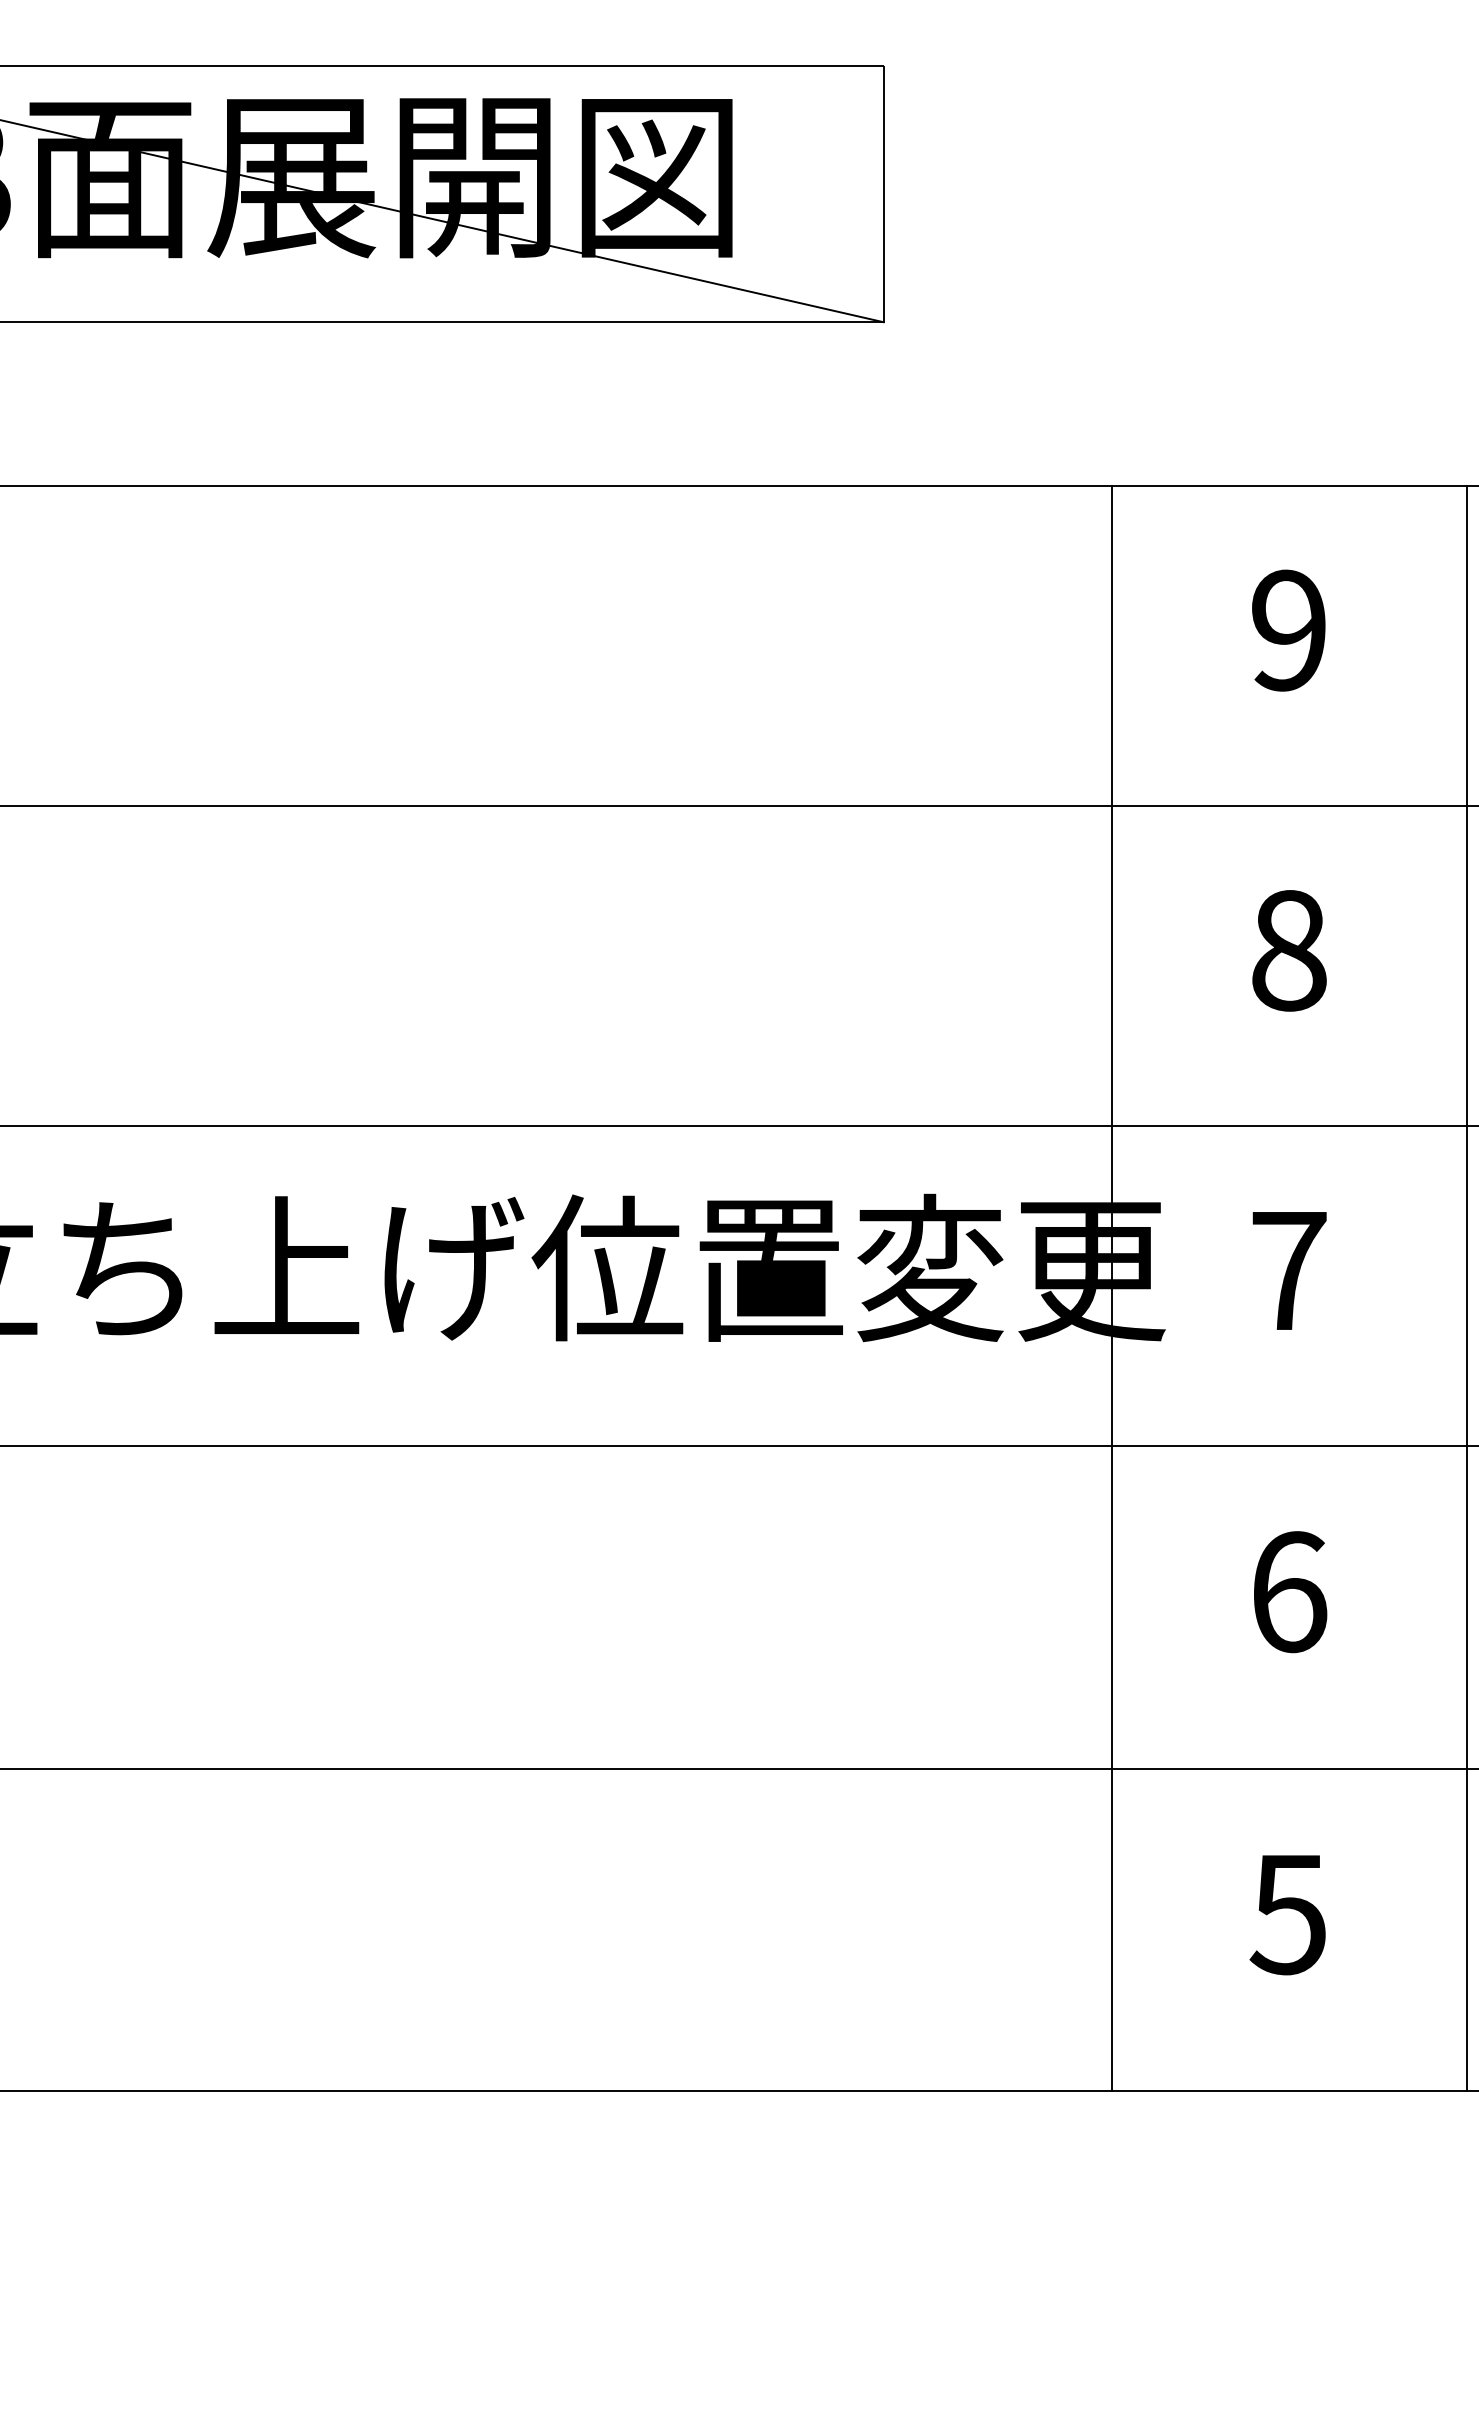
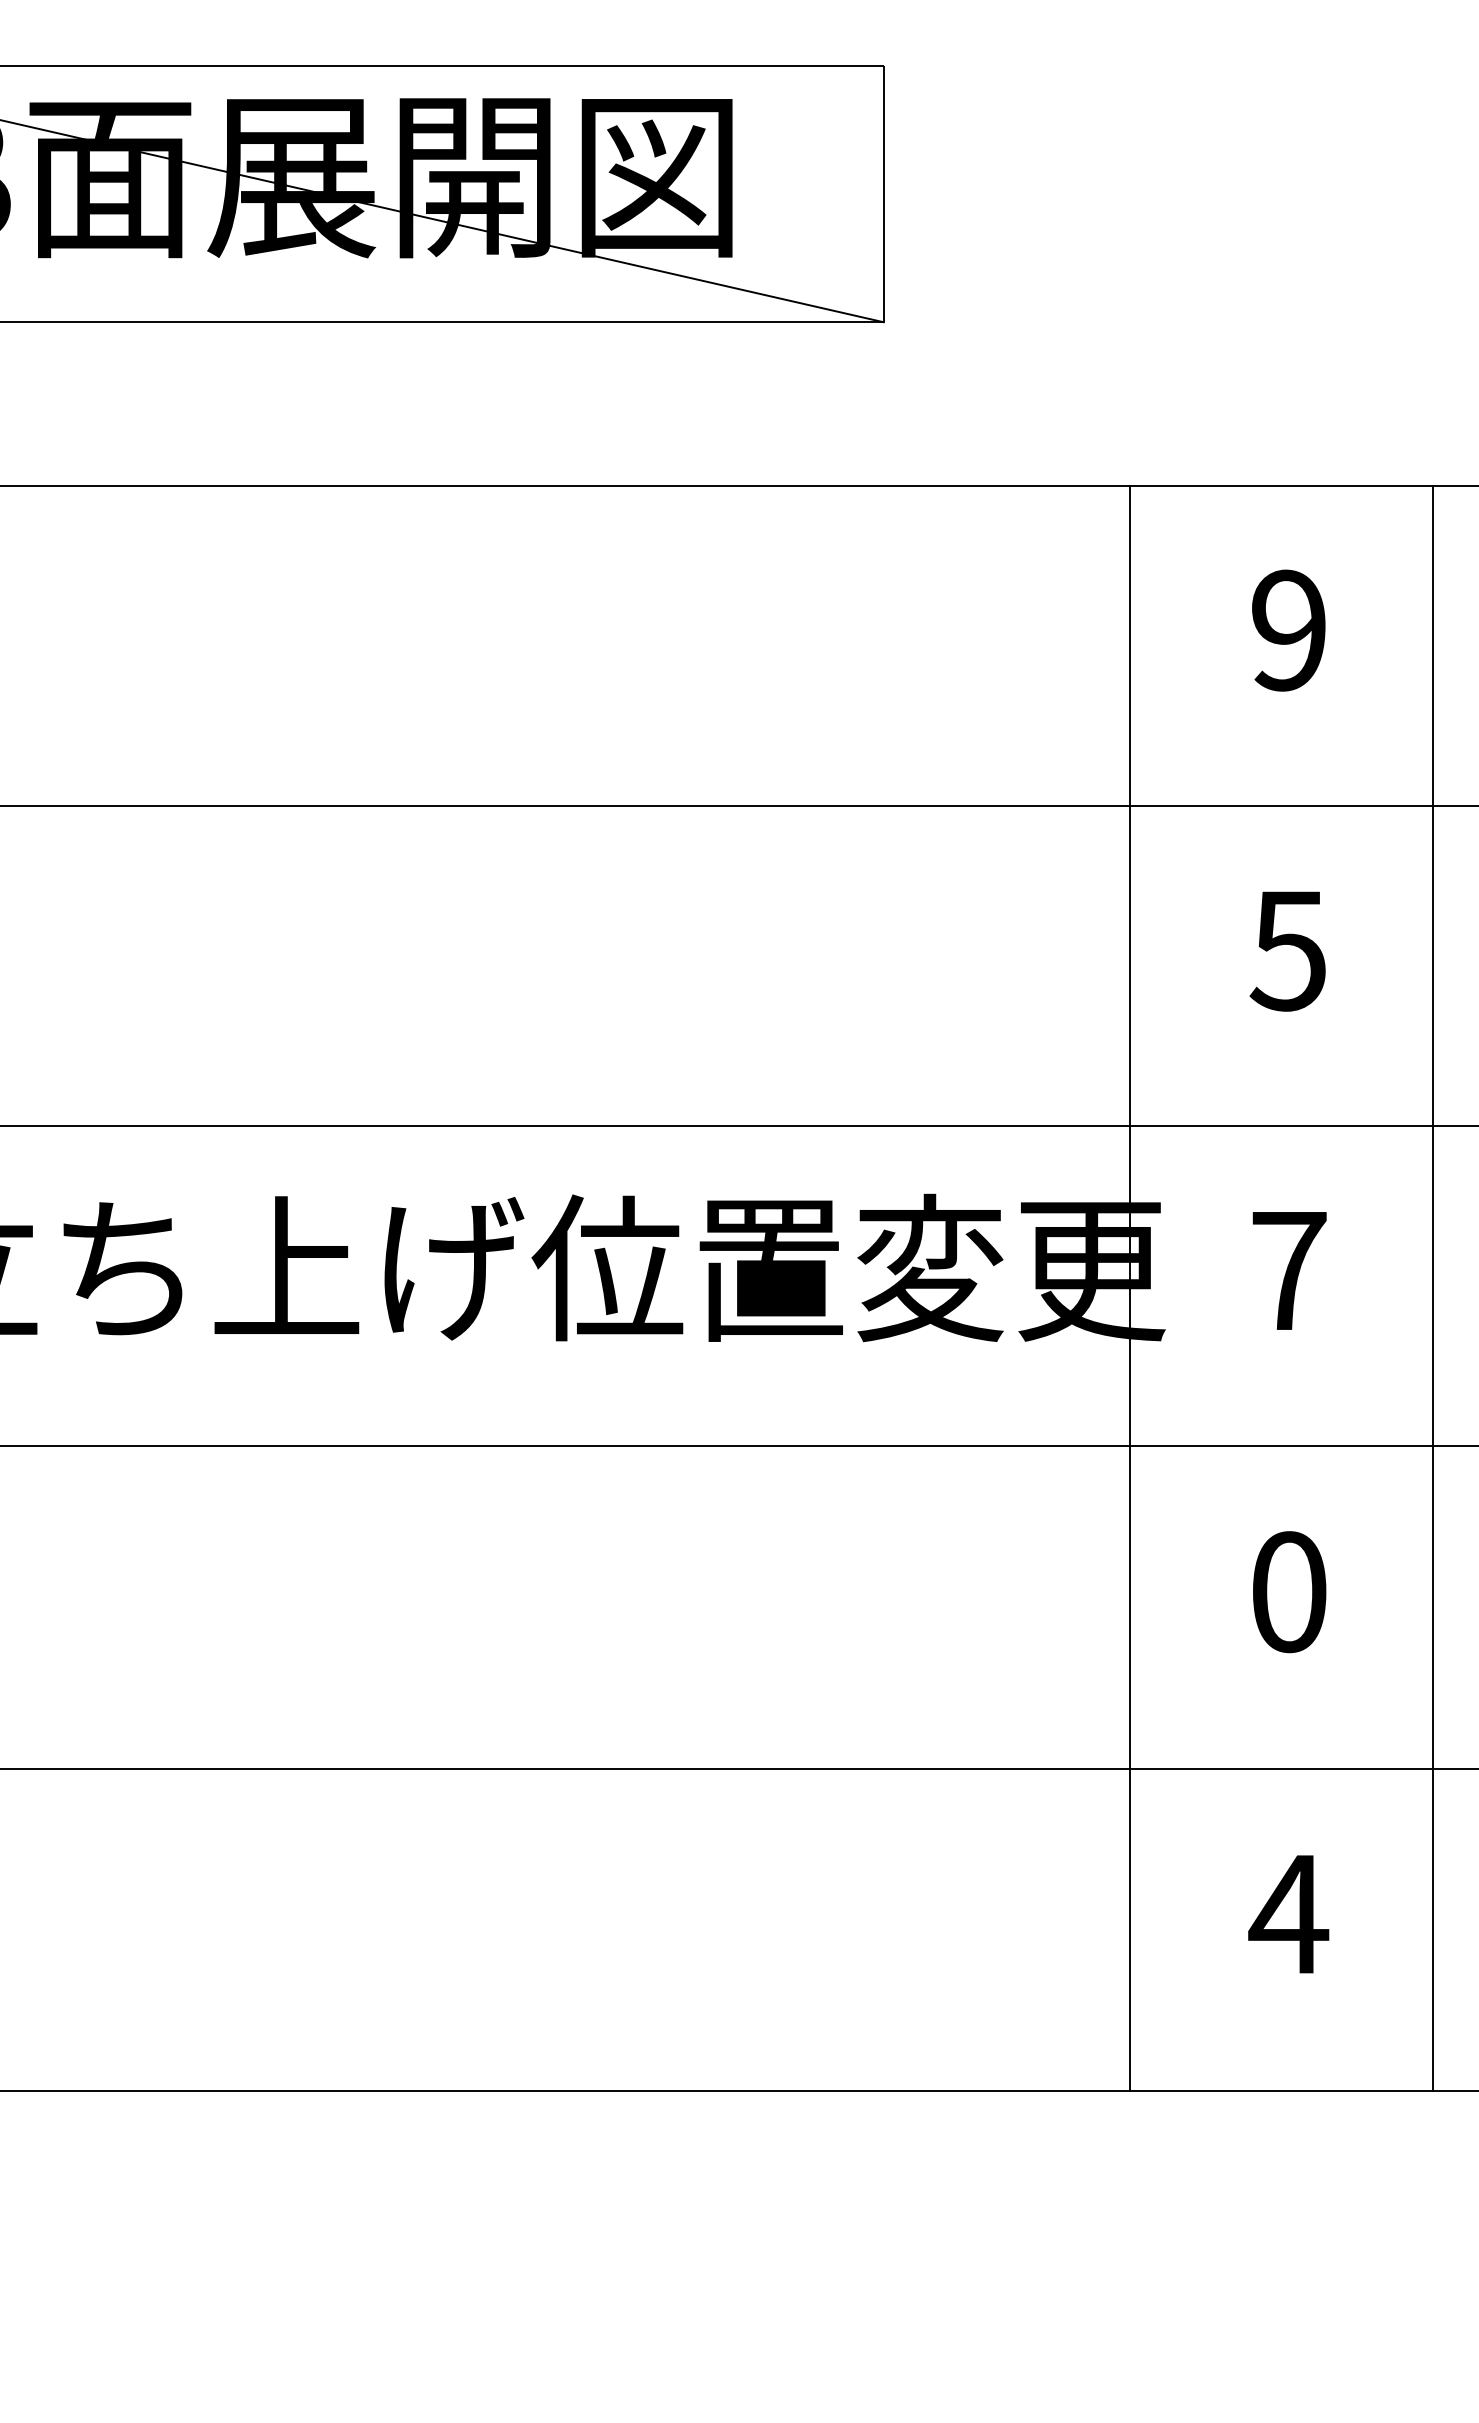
text: 8 -> 5 (1287, 950)
line position: (1111, 1287) -> (1129, 1287) (1129, 1287)
line position: (1467, 1287) -> (1433, 1287) (1433, 1287)
text: 6 -> 0 (1290, 1592)
text: 5 -> 4 (1288, 1915)
